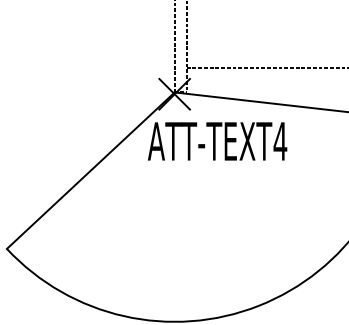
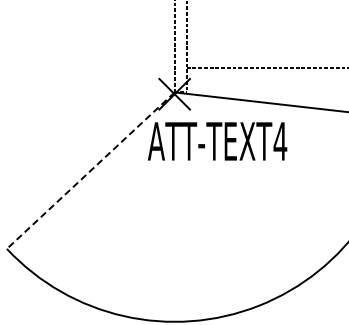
line: solid -> dashed (90, 170)
